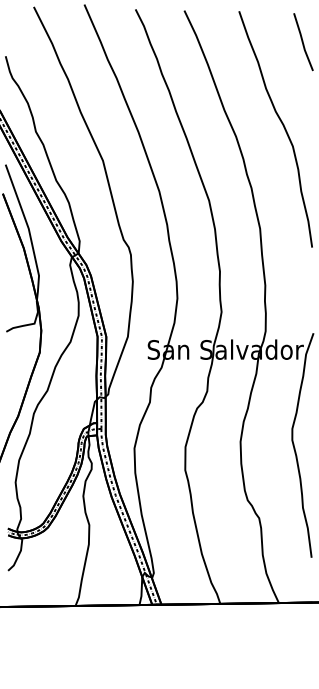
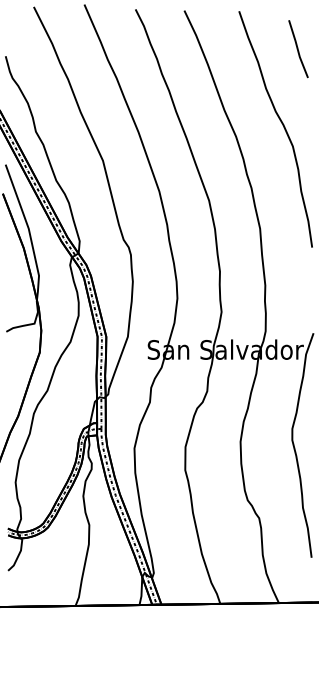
line position: (303, 42) -> (298, 49) (298, 49)
